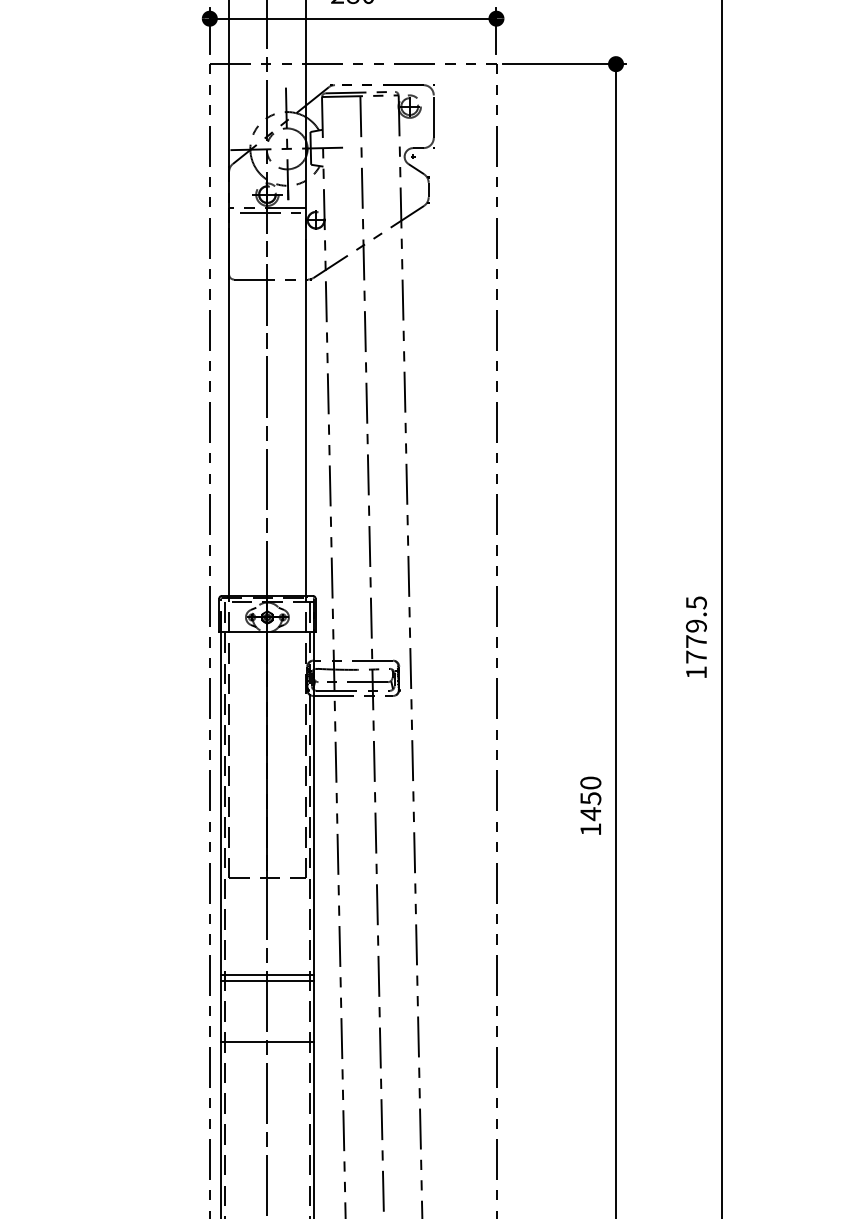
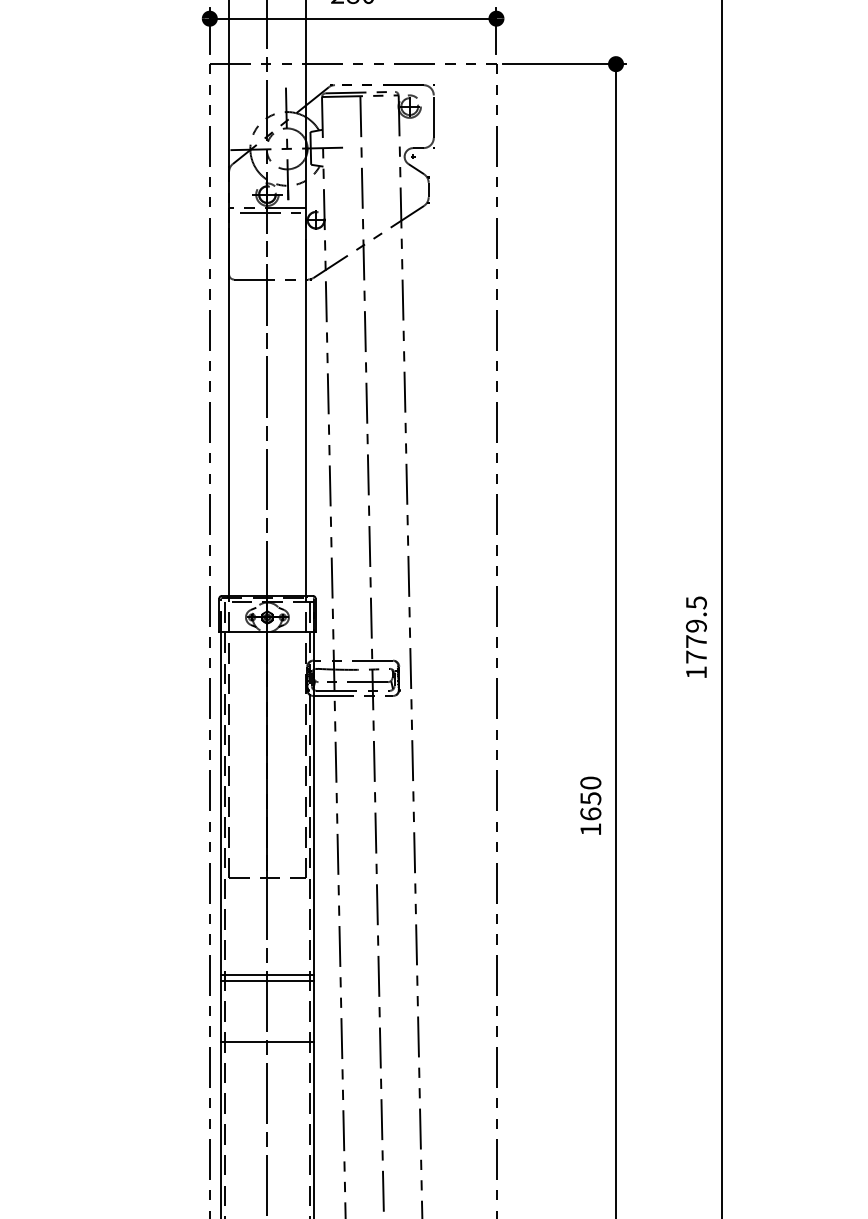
text: 1450 -> 1650 (590, 814)
